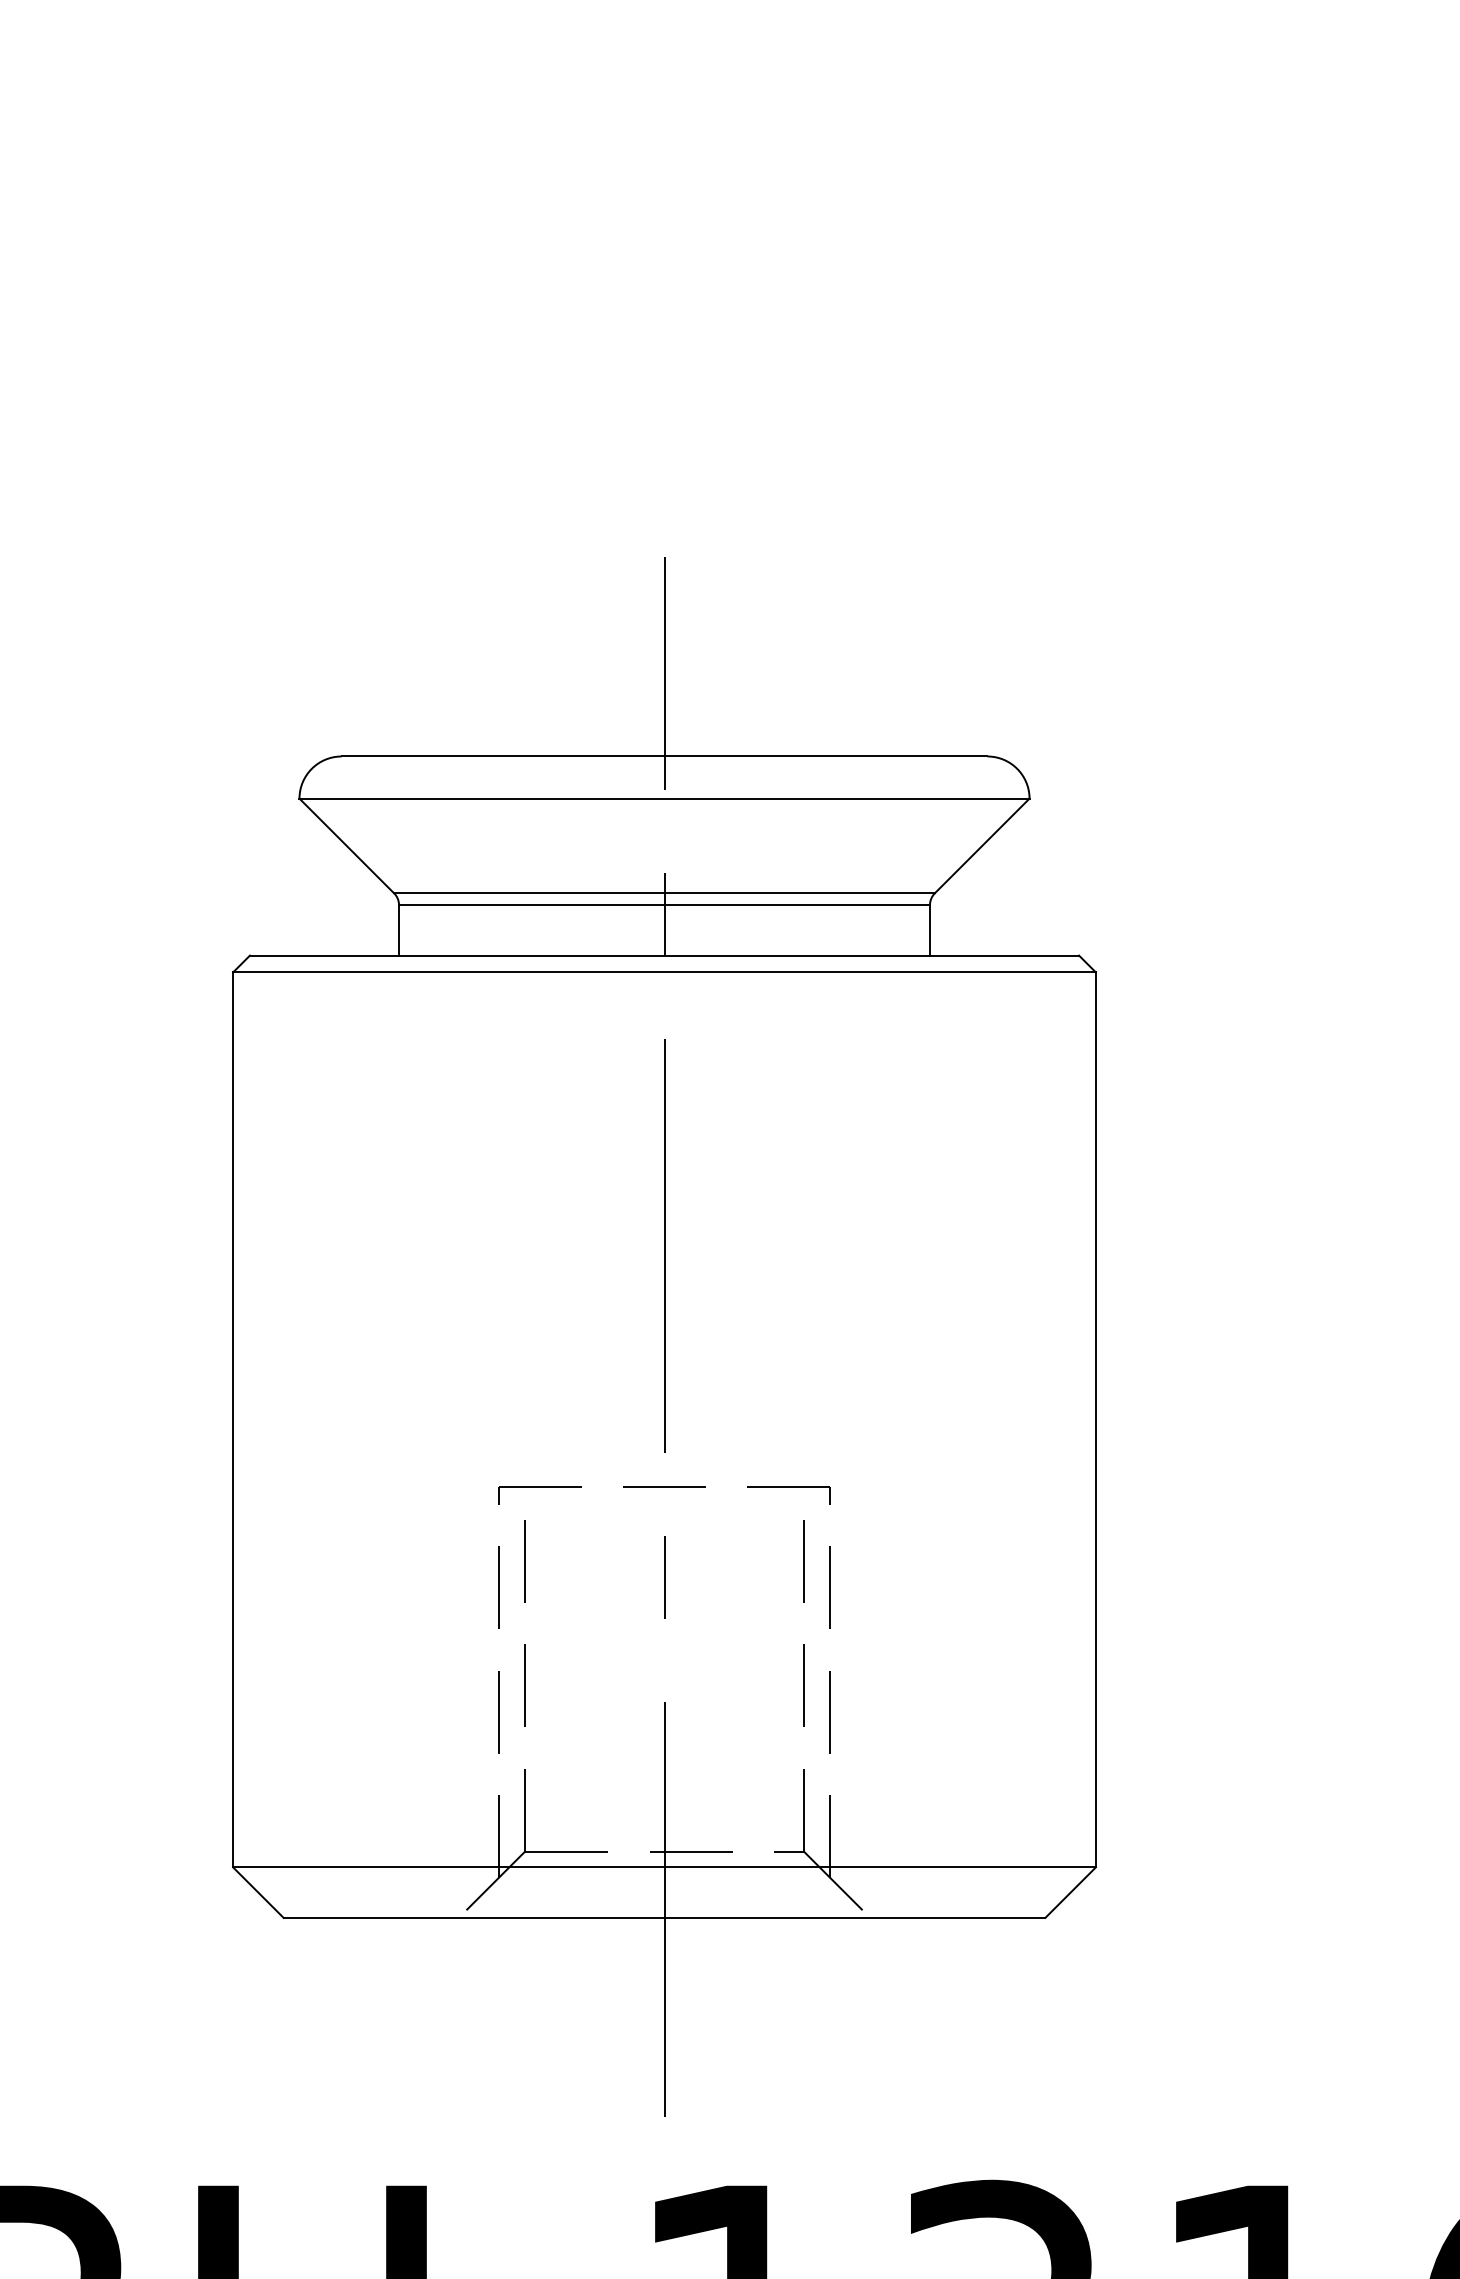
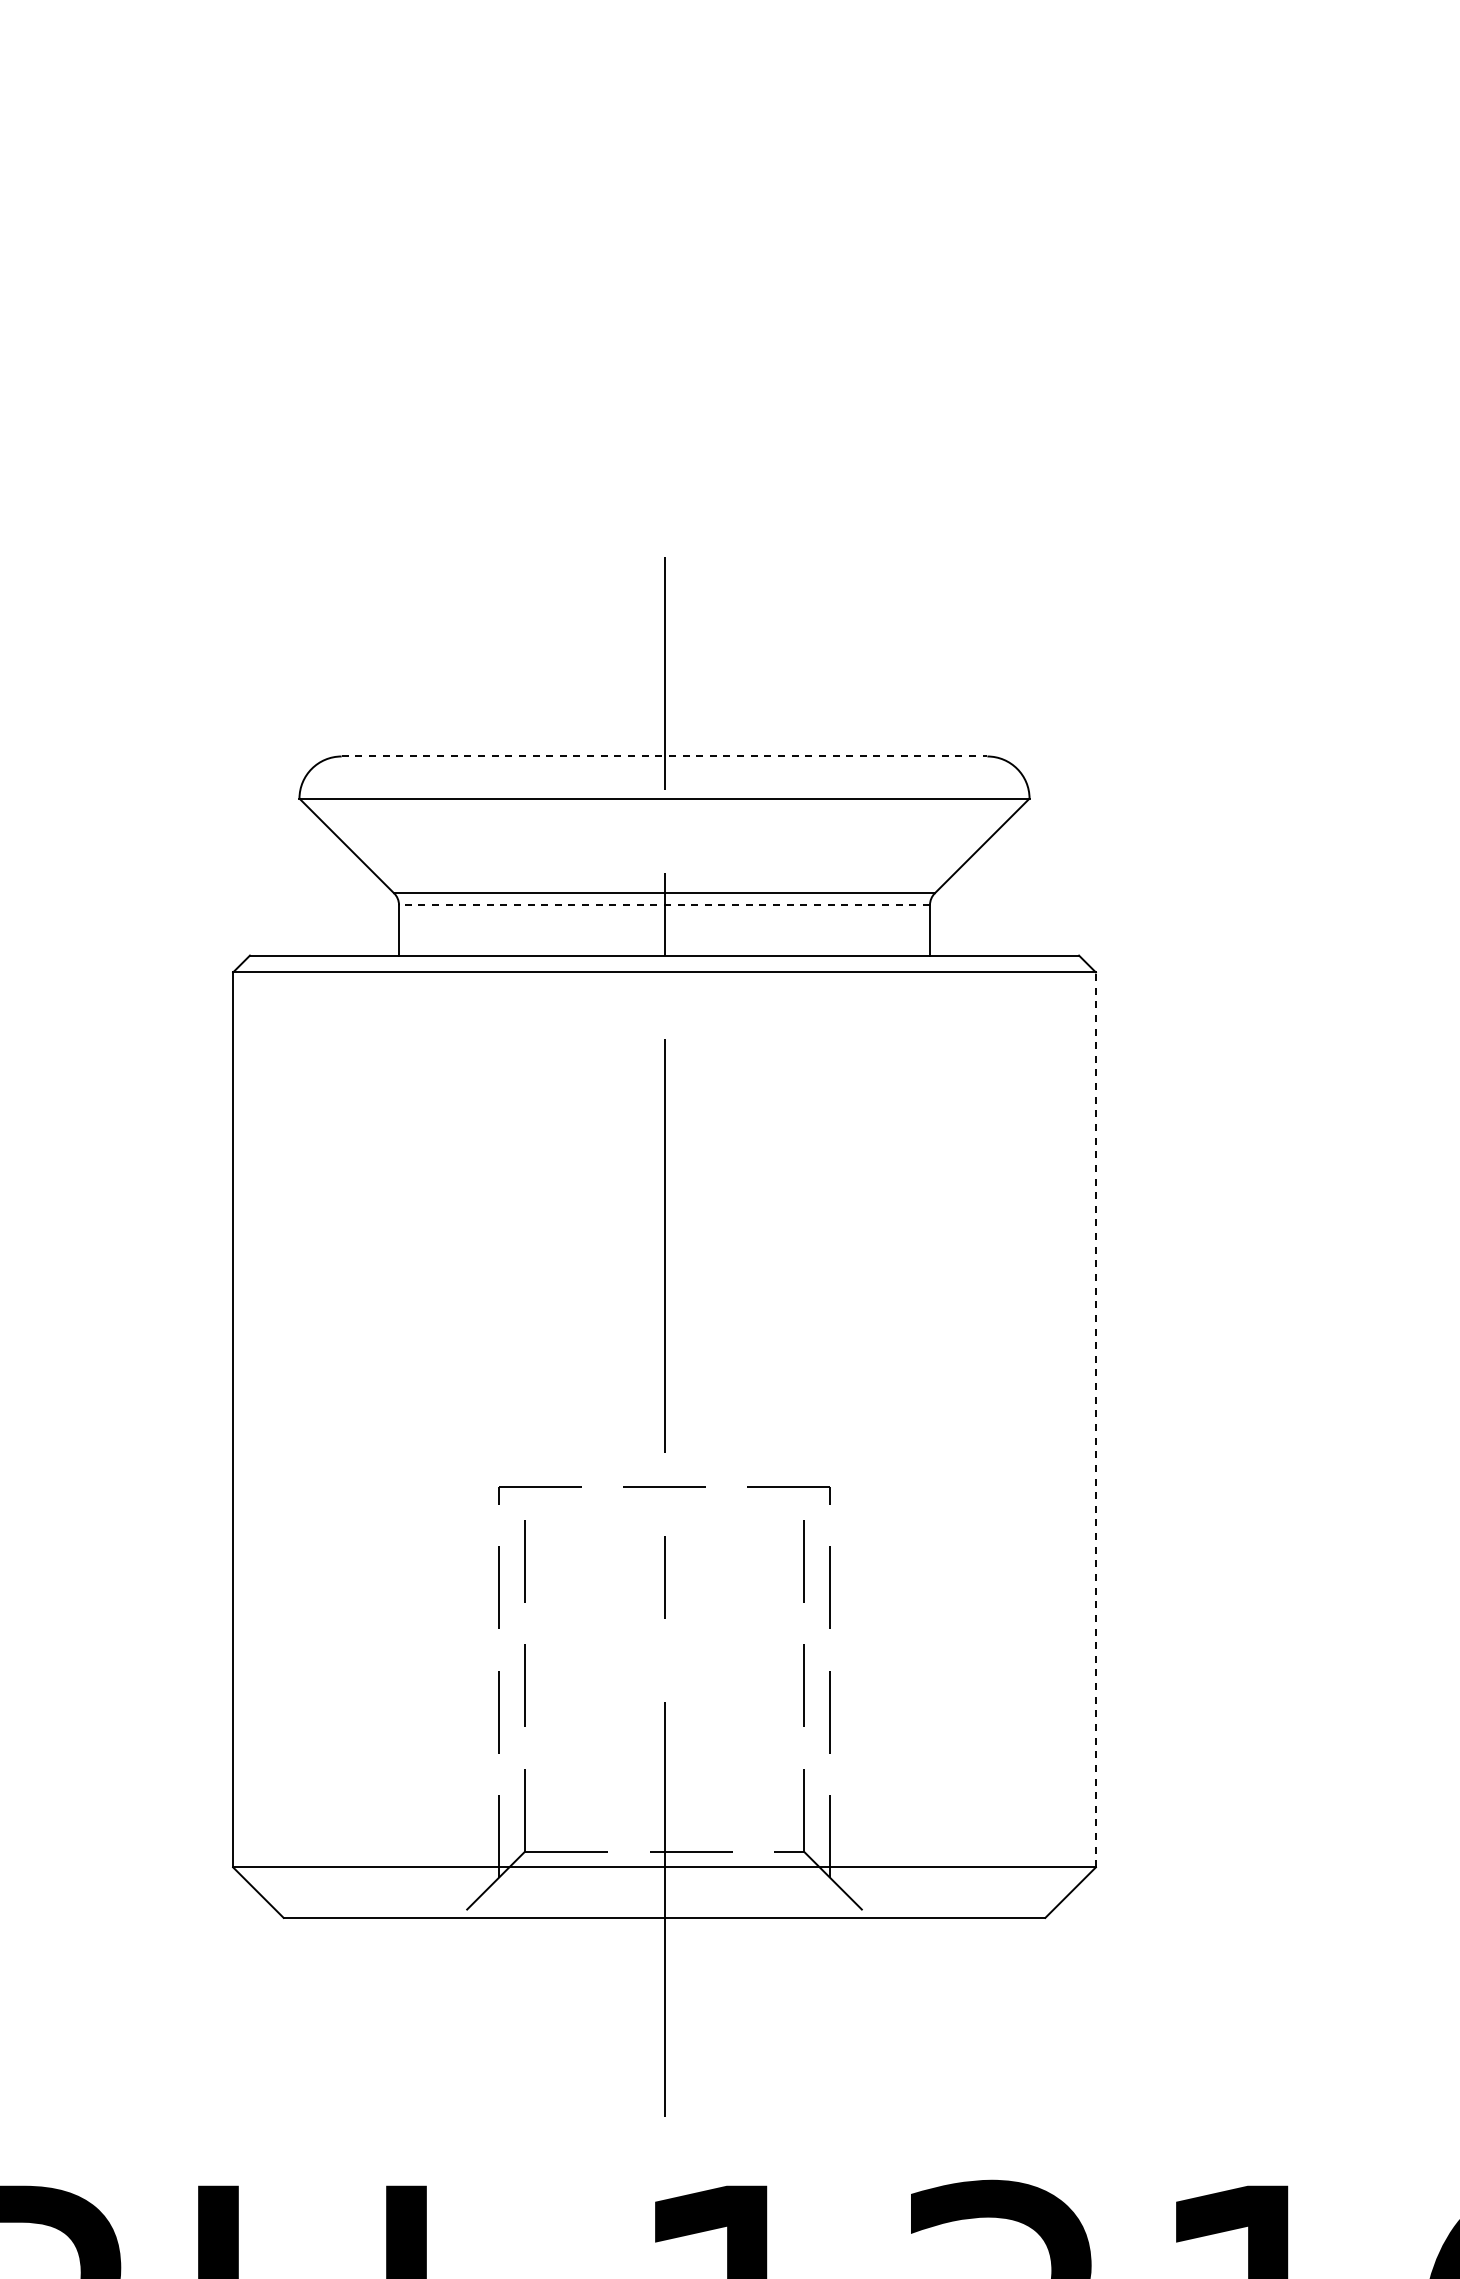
line: solid -> dashed (664, 756)
line: solid -> dashed (664, 905)
line: solid -> dashed (1095, 1419)
